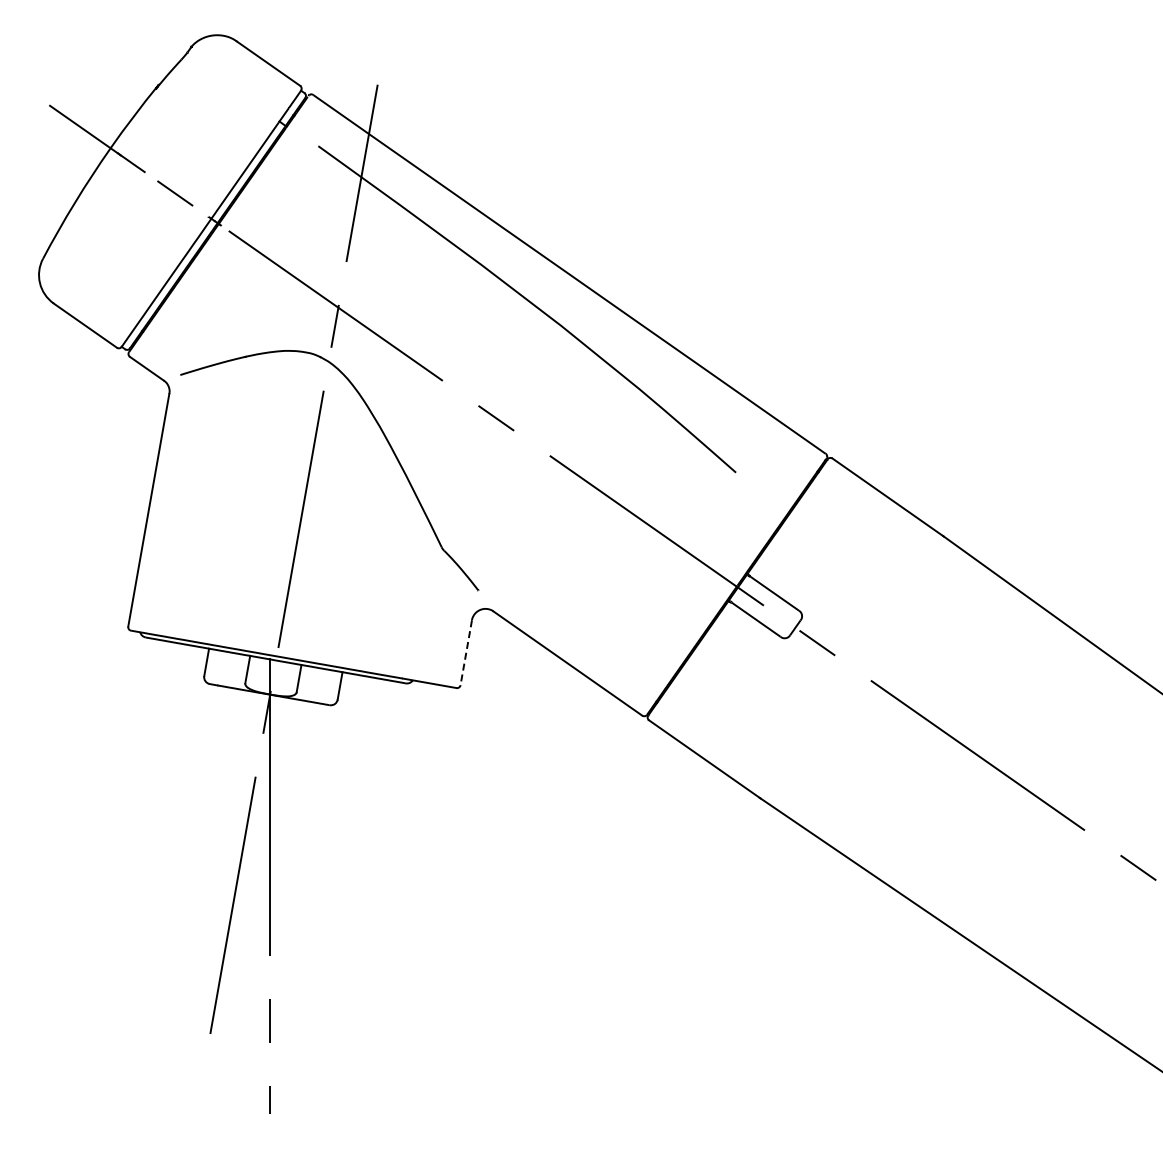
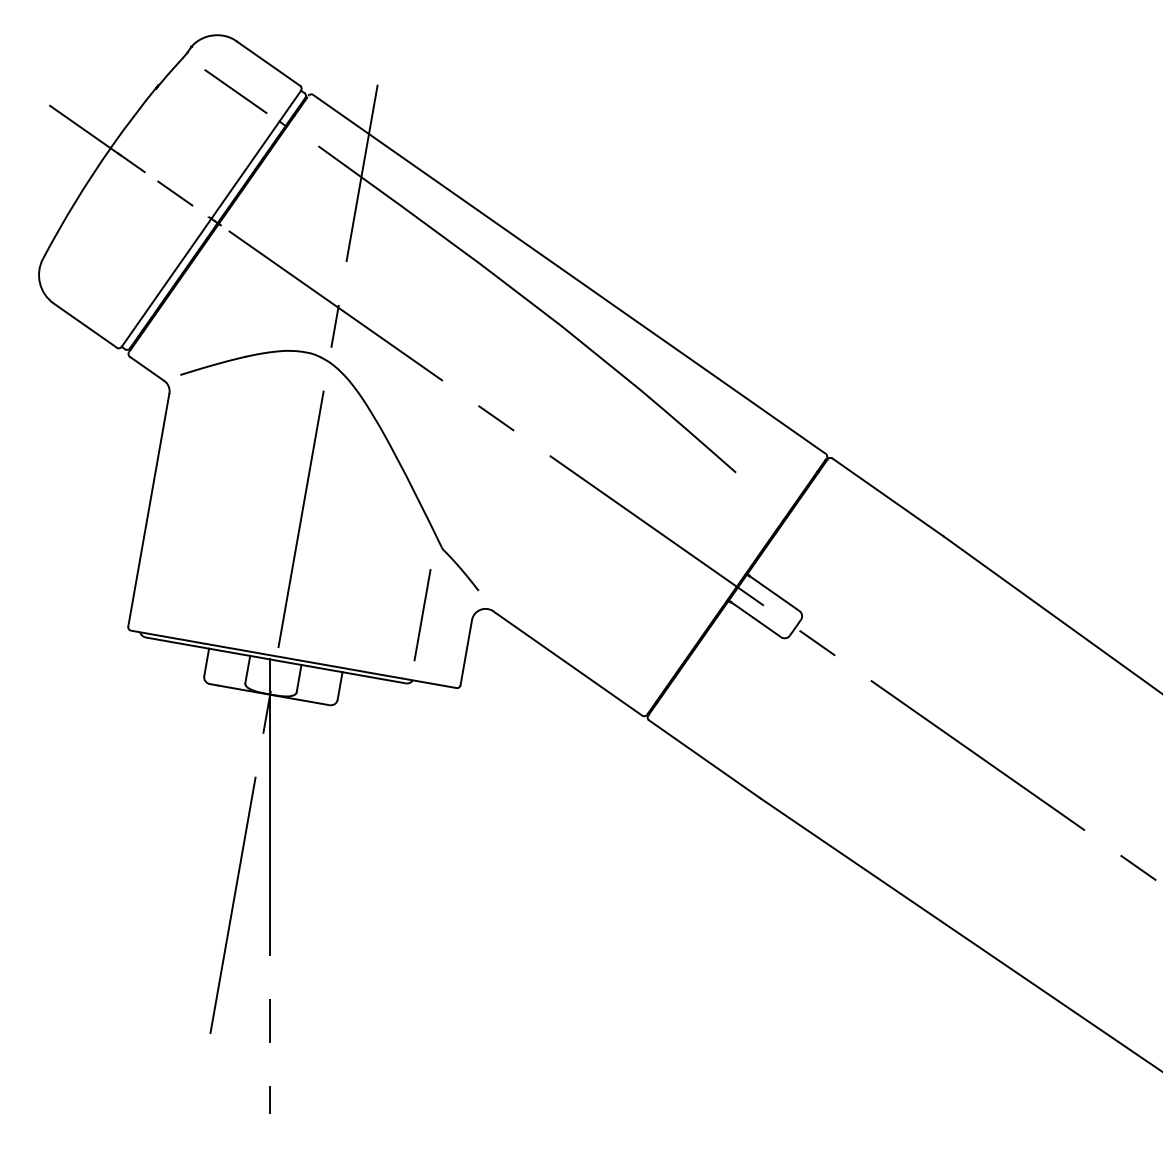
line: none -> present (235, 91)
line: none -> present (422, 615)
line: dashed -> solid (466, 653)
